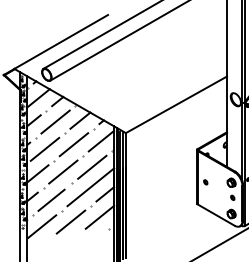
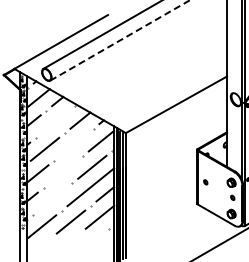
line: solid -> dashed (120, 40)
line: present -> none (55, 121)
line: present -> none (73, 144)
line: present -> none (63, 171)
line: present -> none (51, 199)
